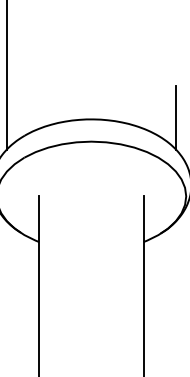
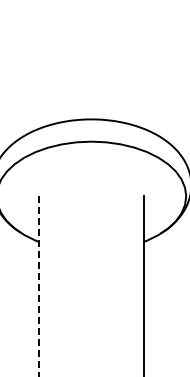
line: present -> none (6, 75)
line: present -> none (175, 117)
line: solid -> dashed (39, 286)
